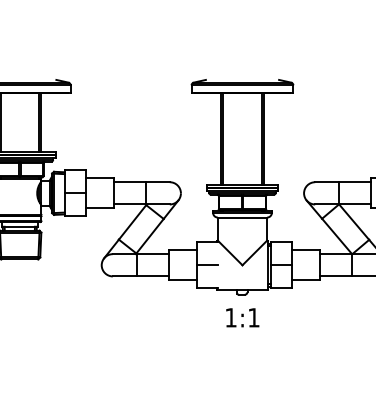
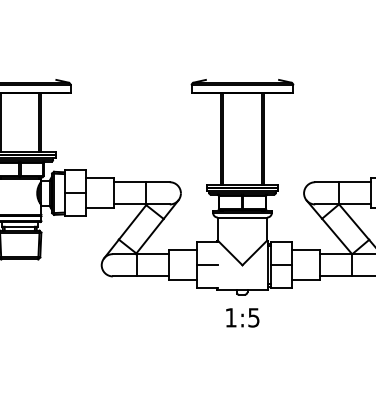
text: 1:1 -> 1:5 (253, 317)
